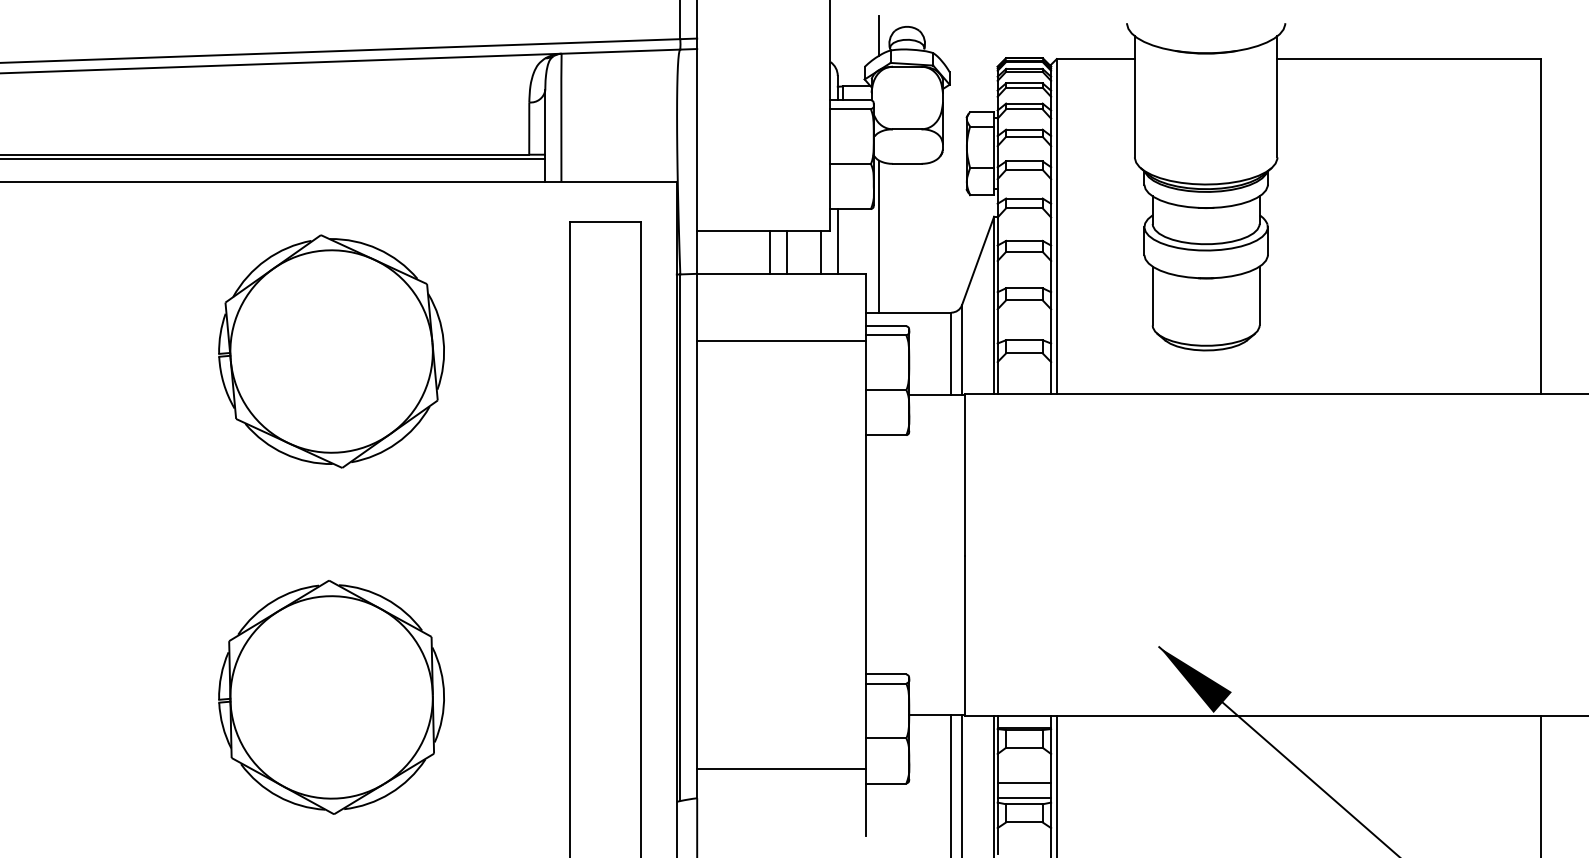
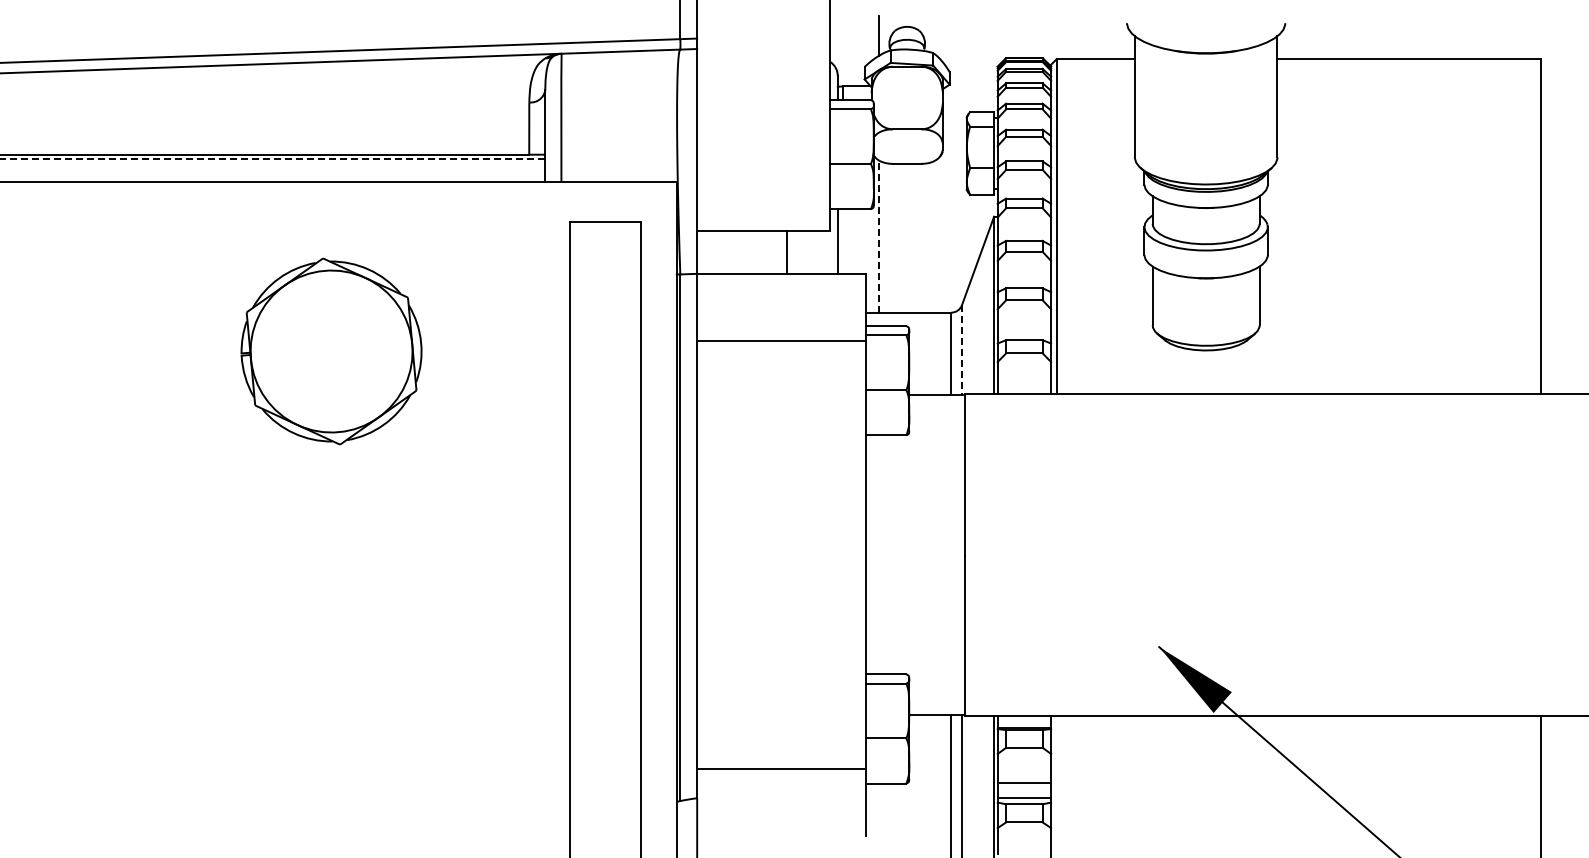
line: solid -> dashed (272, 159)
line: solid -> dashed (879, 236)
line: present -> none (770, 252)
line: present -> none (820, 252)
line: solid -> dashed (961, 349)
part size: 227x235 px -> 183x189 px (331, 351)
part: present -> none (331, 697)
line: present -> none (1056, 784)
